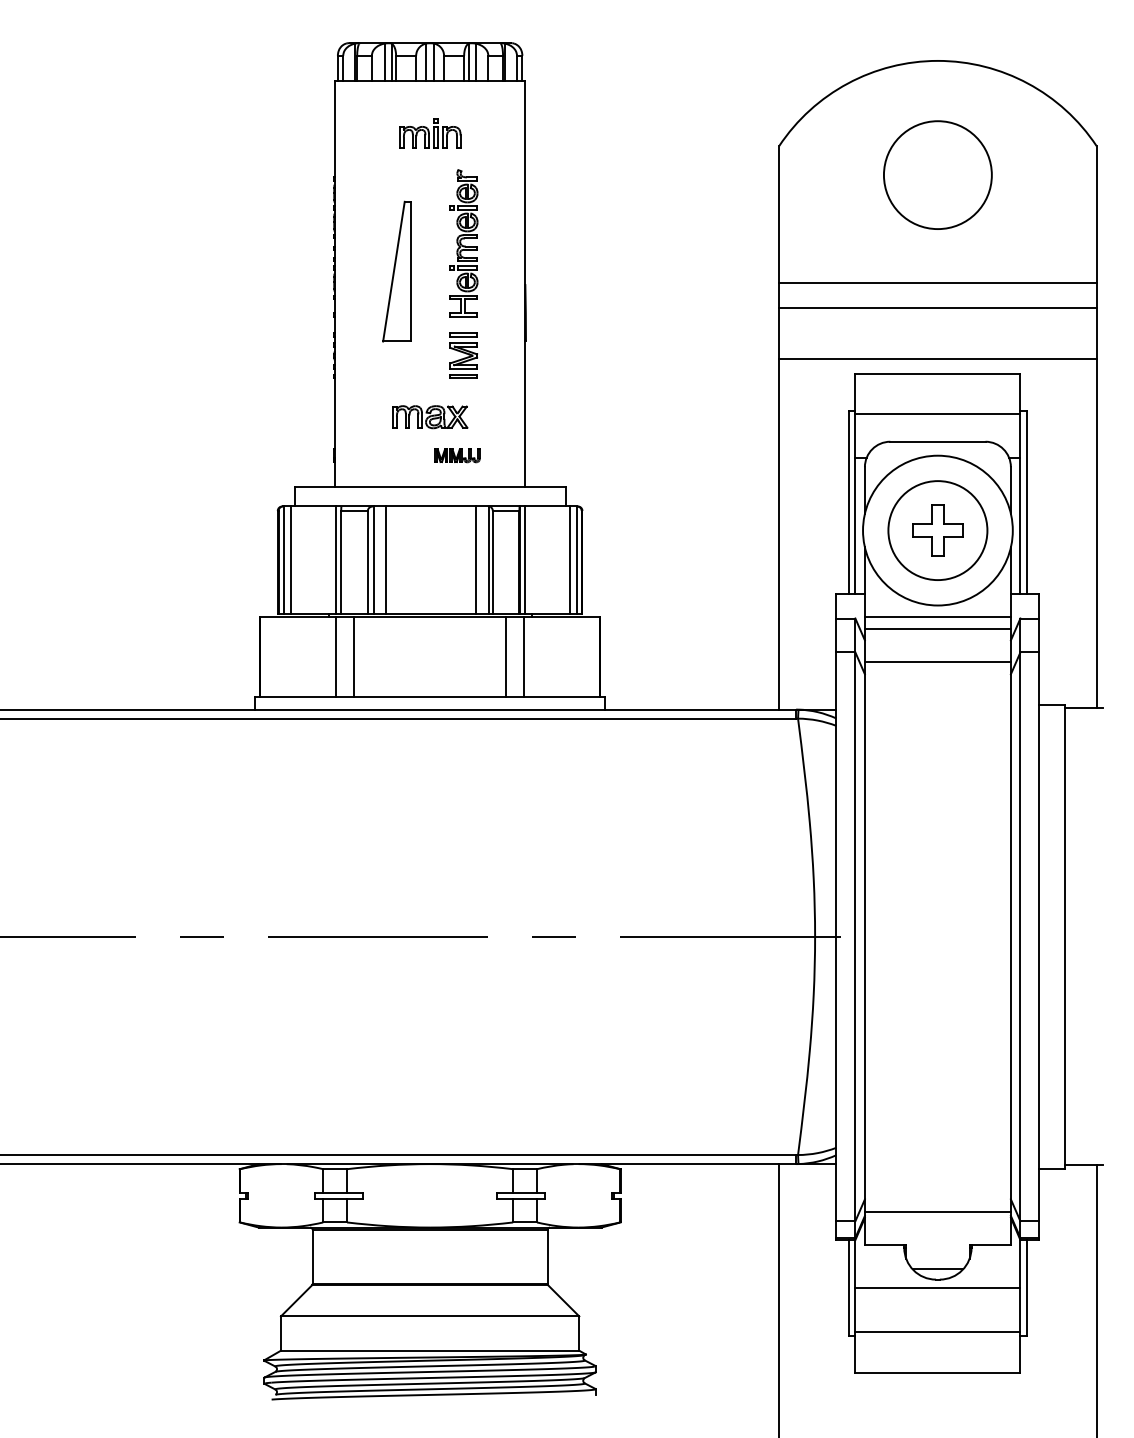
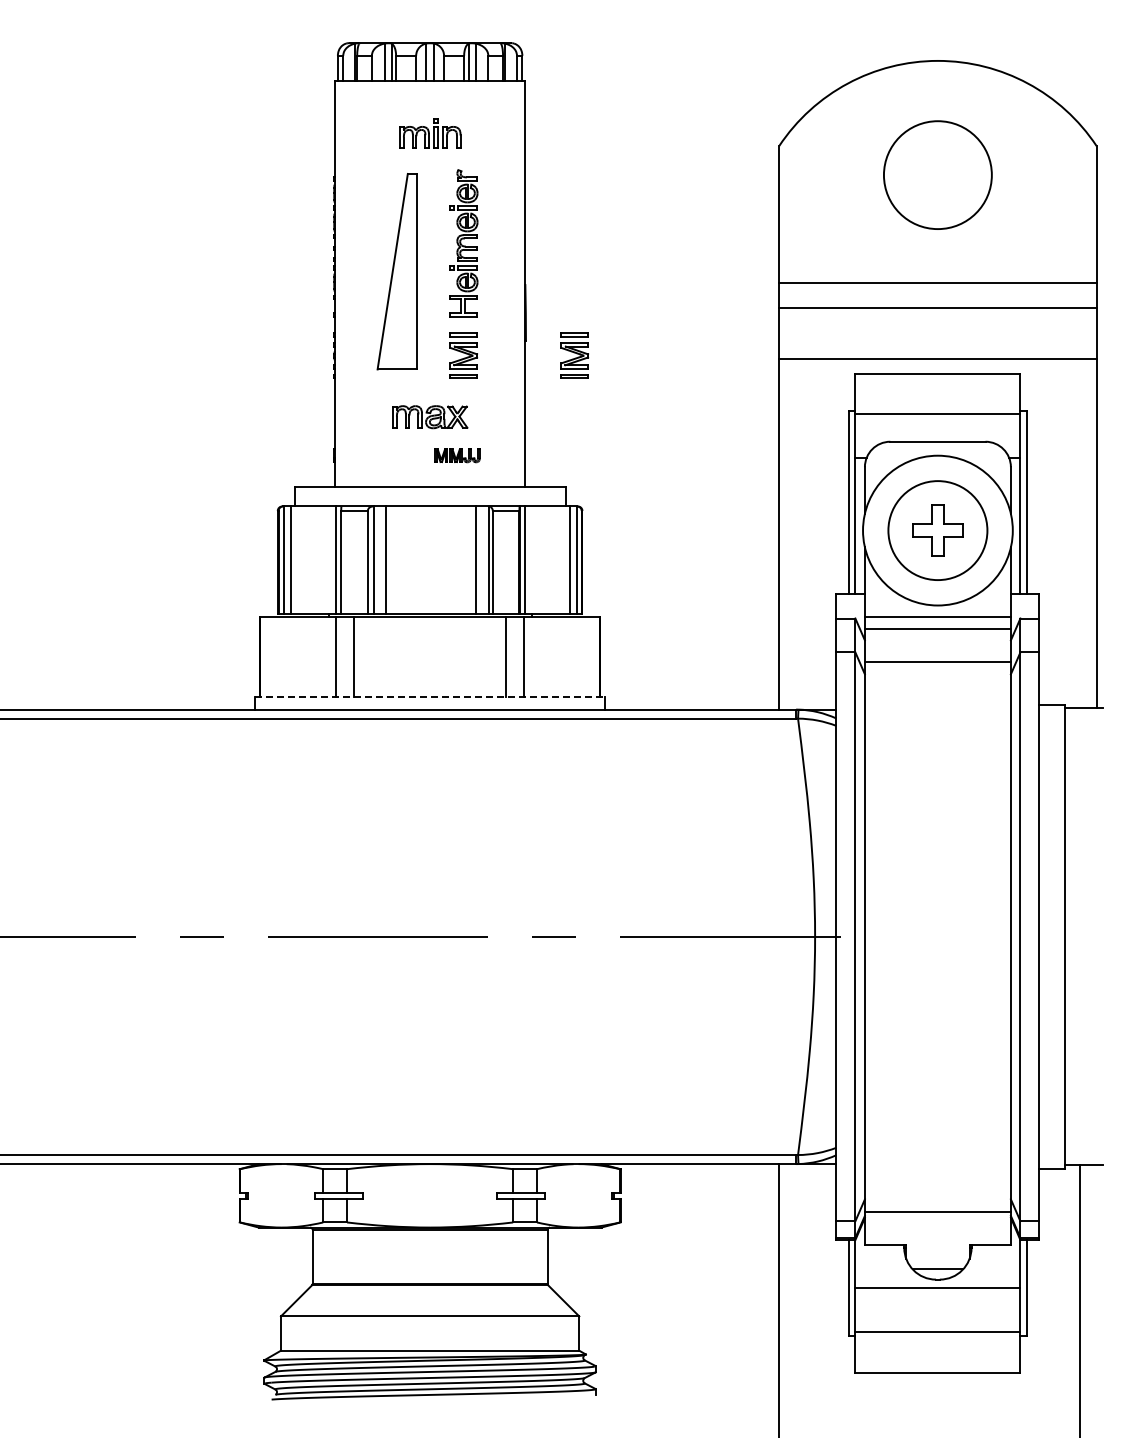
part size: 30x143 px -> 42x198 px (396, 271)
part: none -> present (574, 355)
line: solid -> dashed (430, 696)
line position: (1096, 1299) -> (1079, 1299) (1079, 1299)
